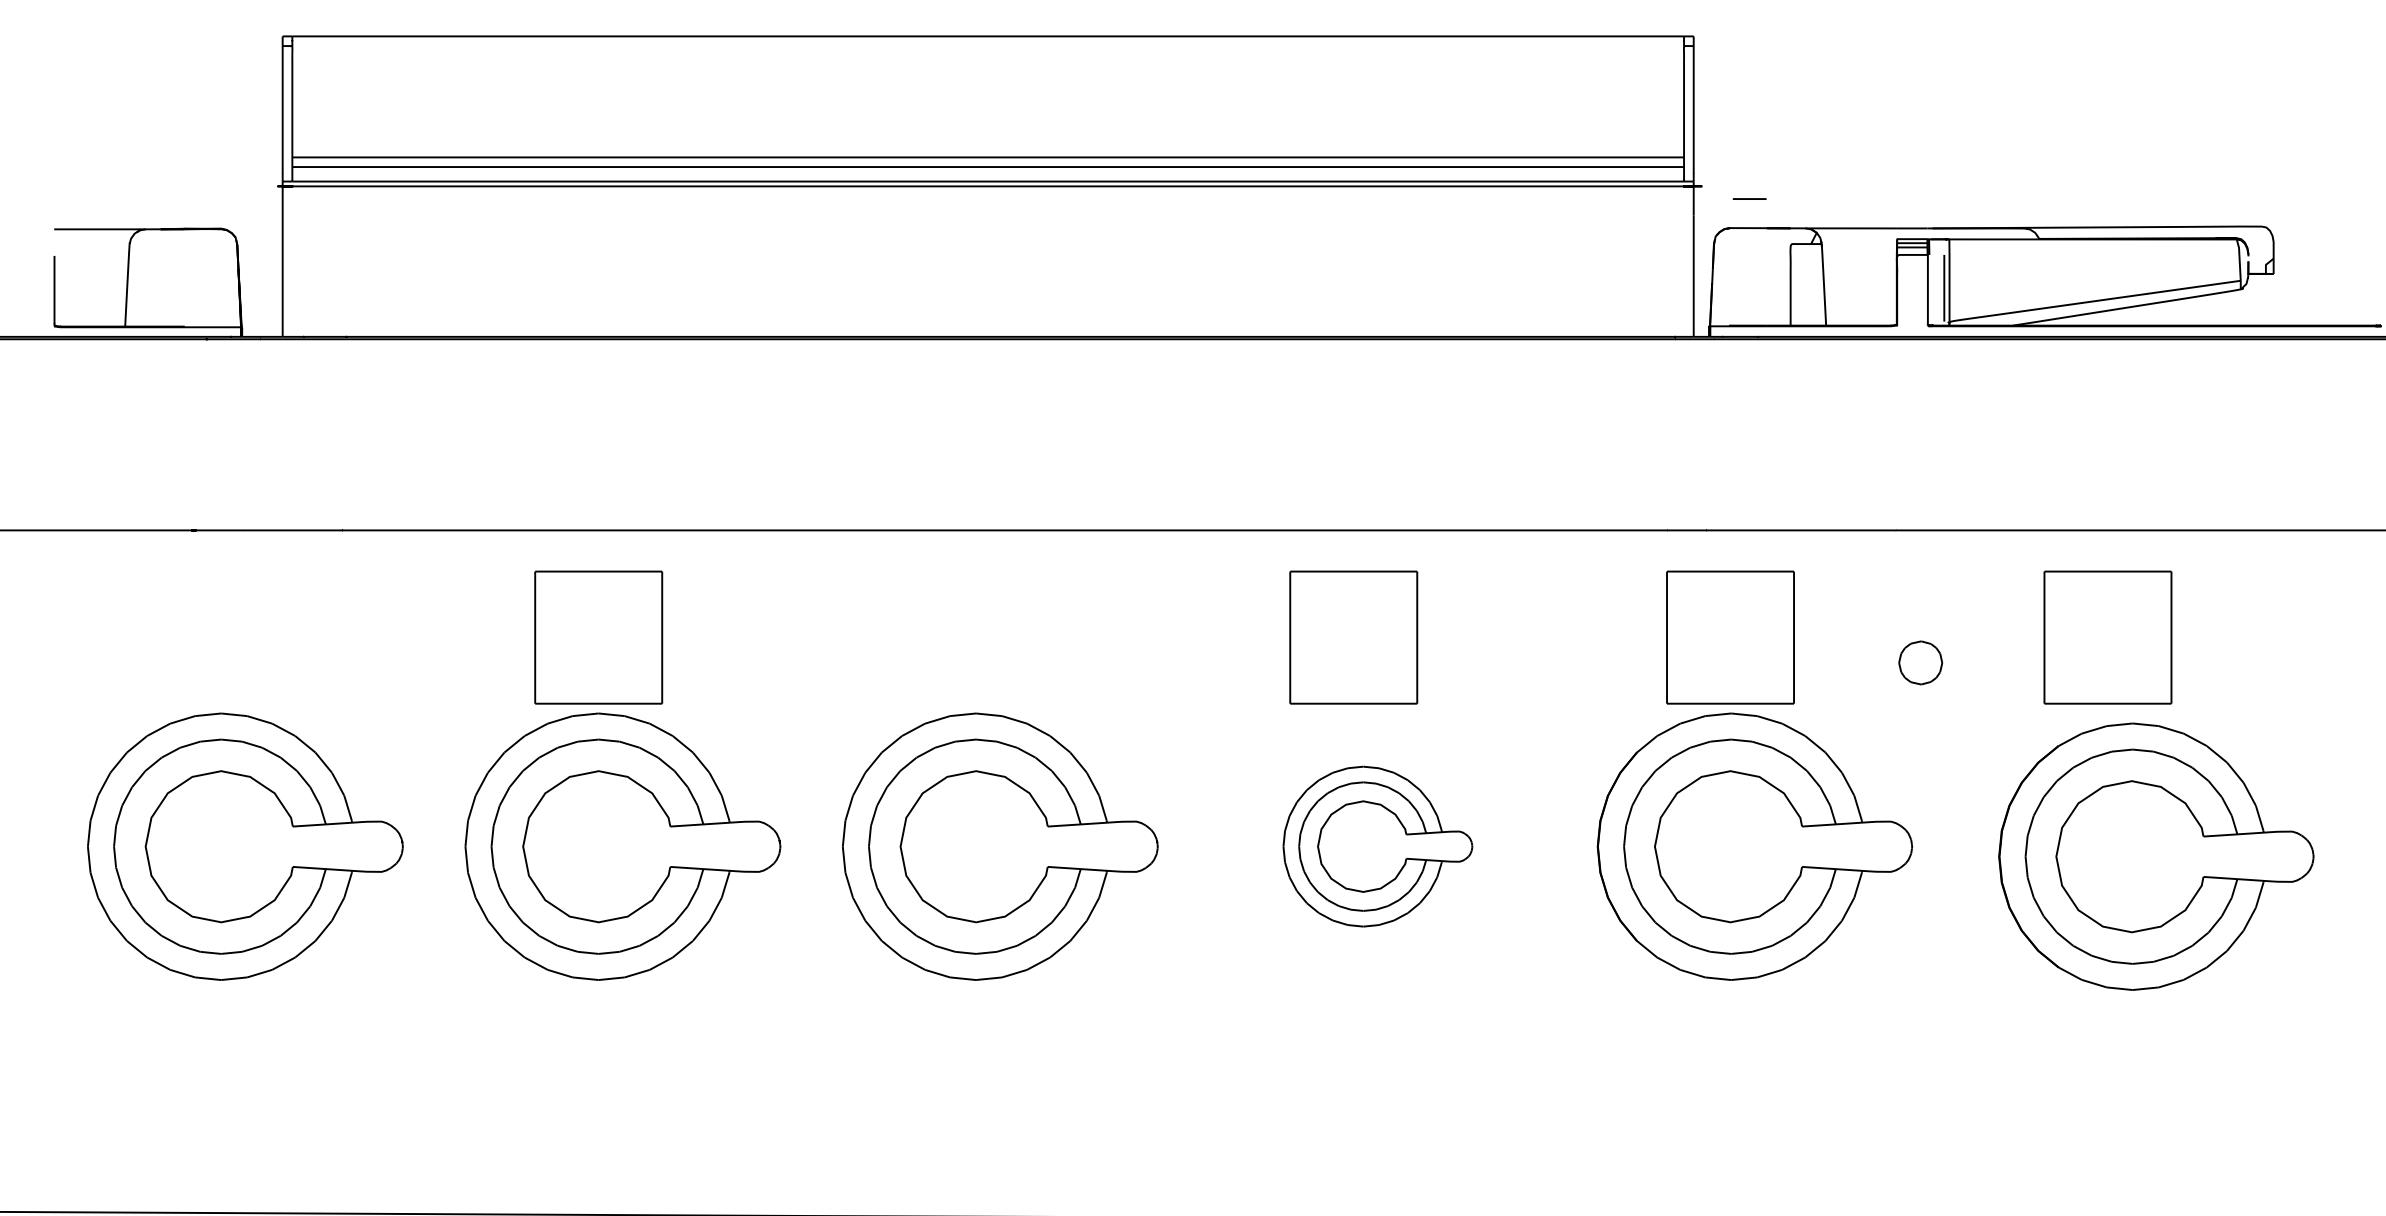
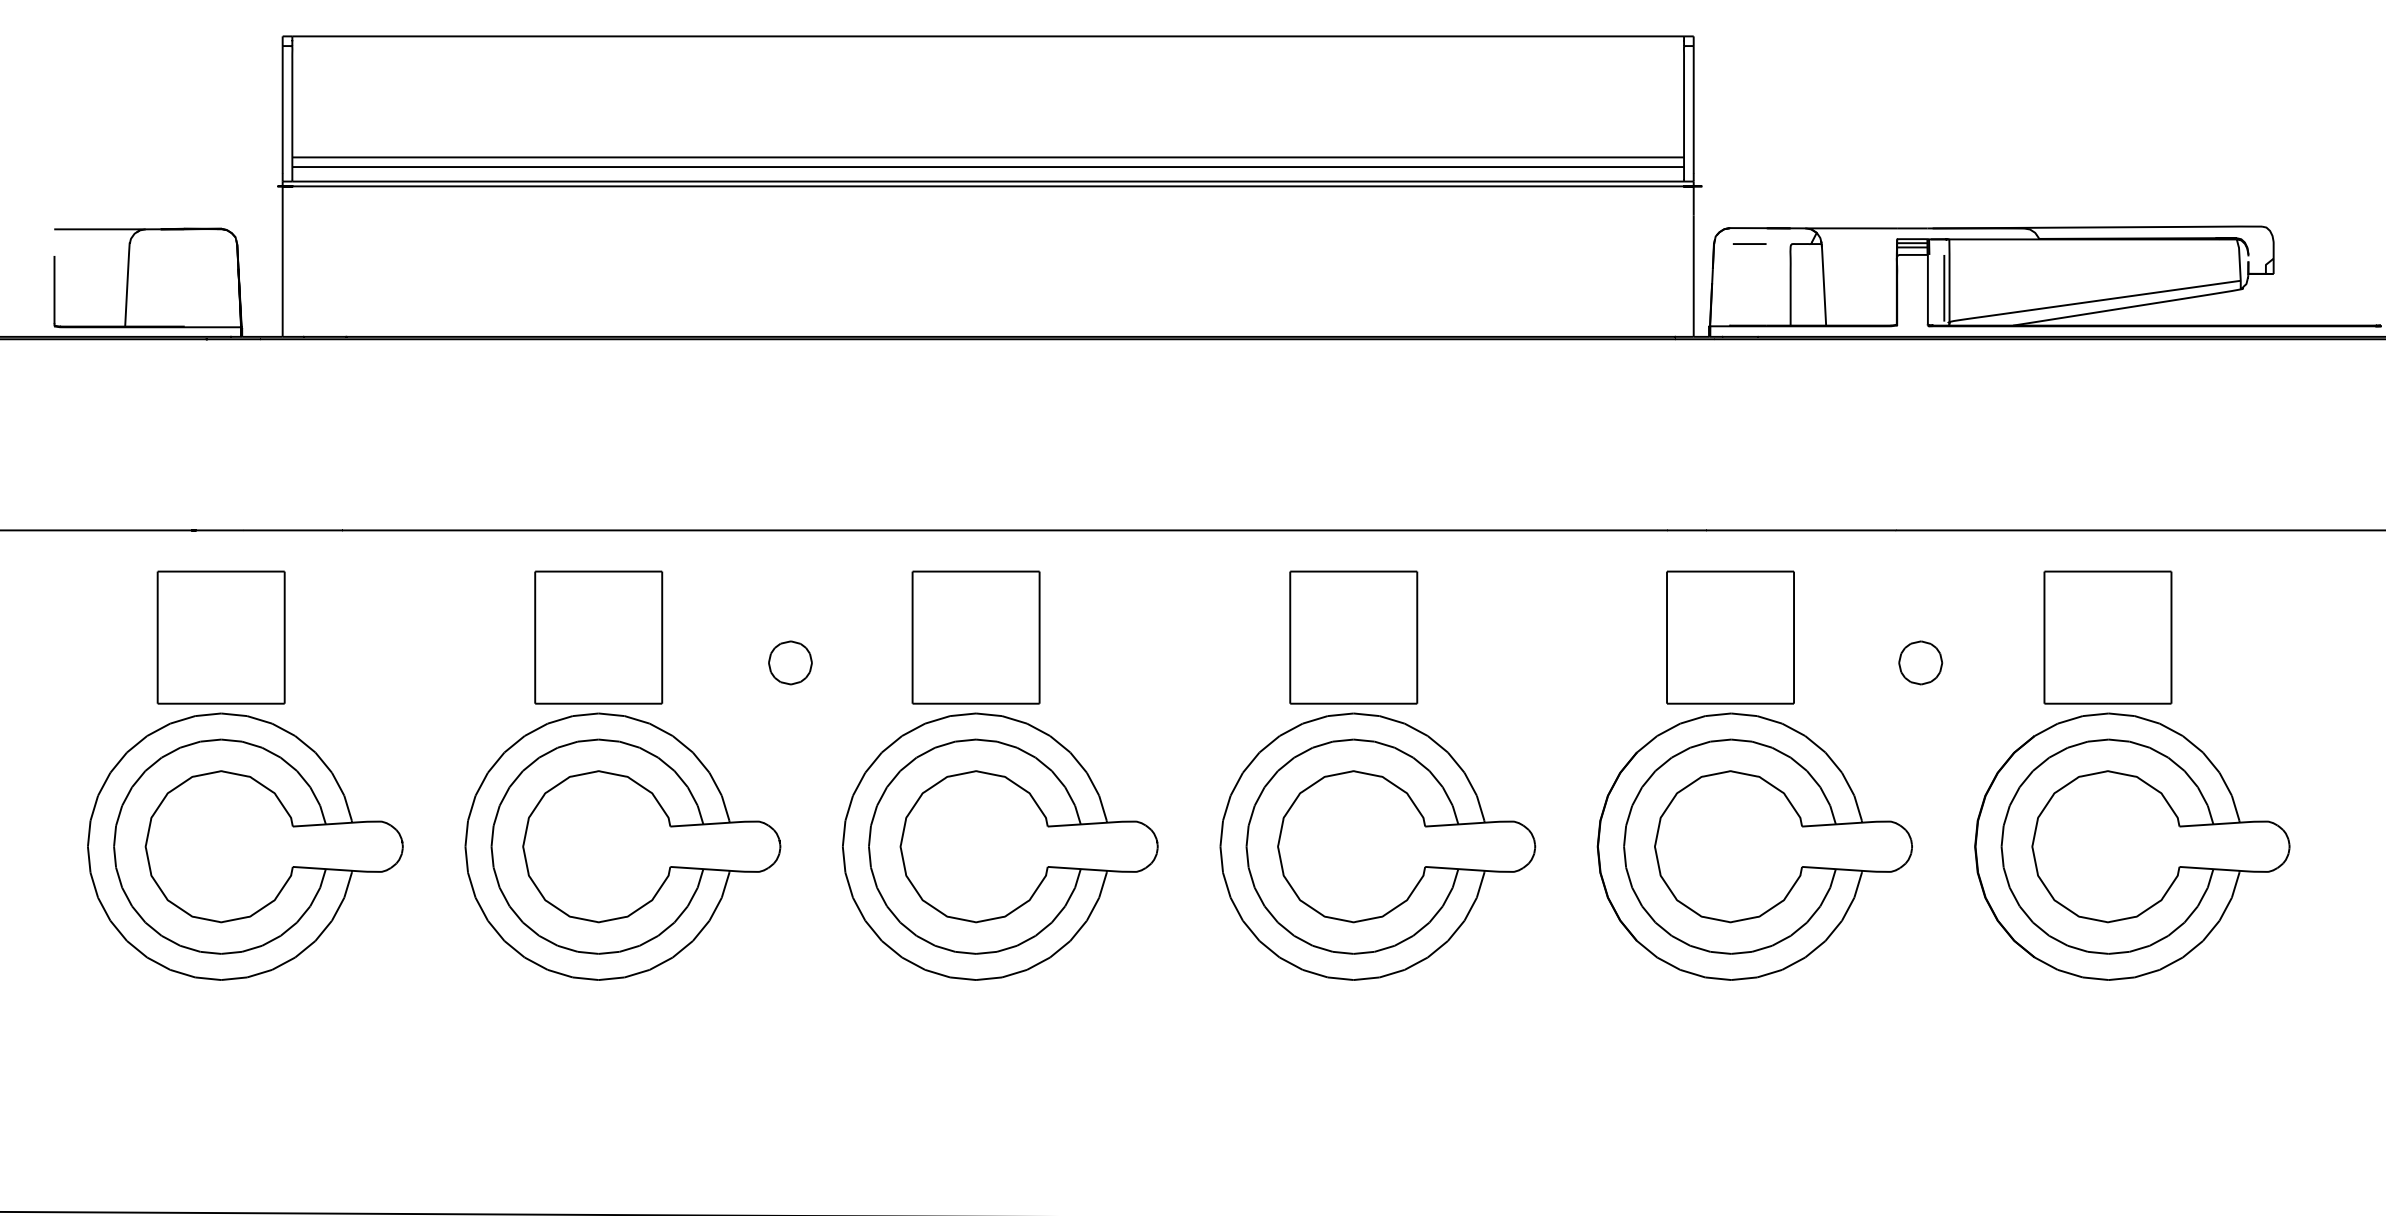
line position: (1749, 198) -> (1749, 243) (1749, 243)
part: none -> present (220, 637)
part: none -> present (975, 637)
part: none -> present (790, 662)
part size: 192x163 px -> 318x269 px (1377, 846)
part position: (2156, 856) -> (2132, 846) (2132, 846)
